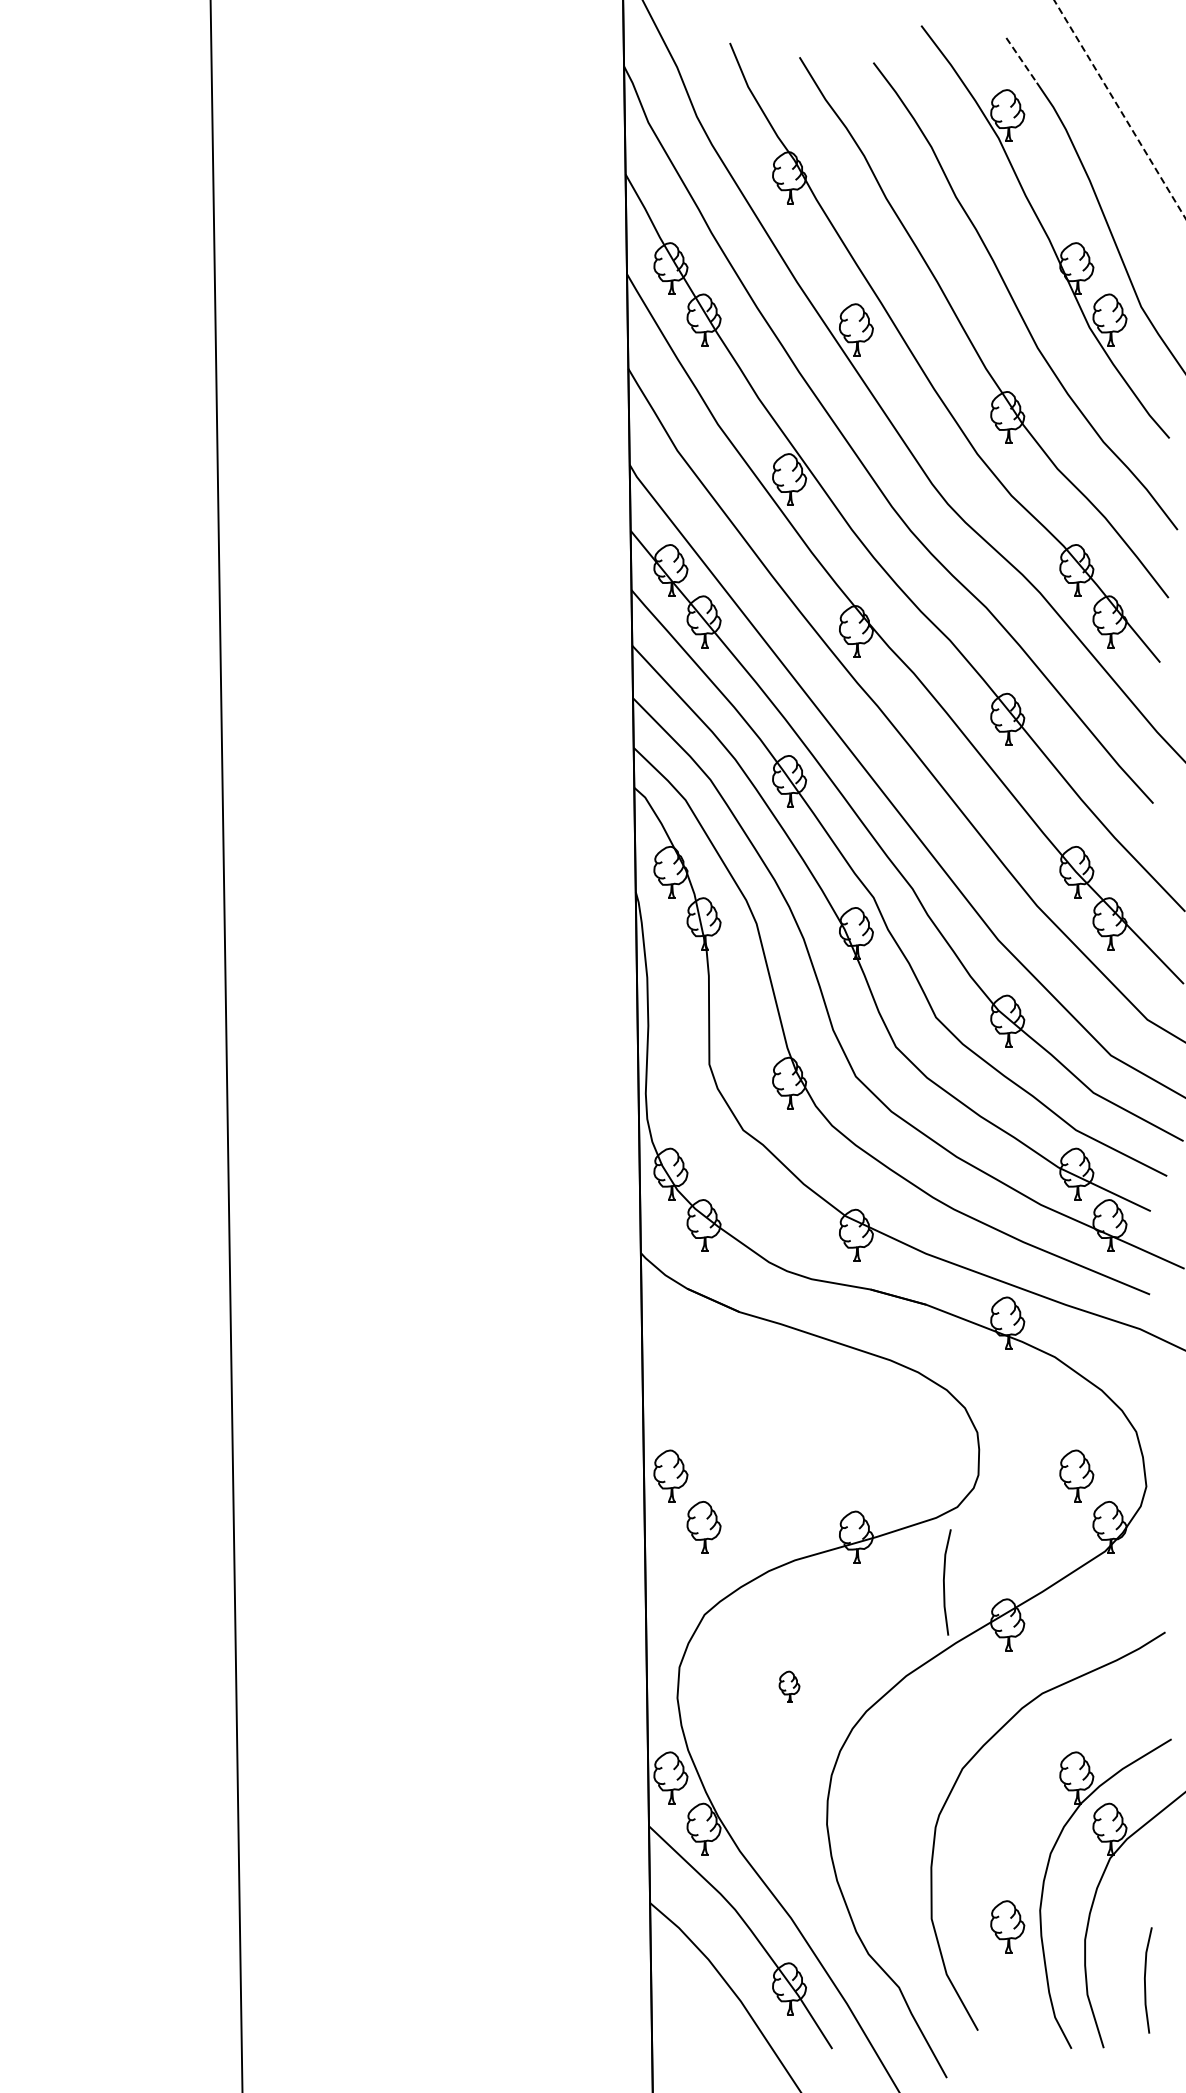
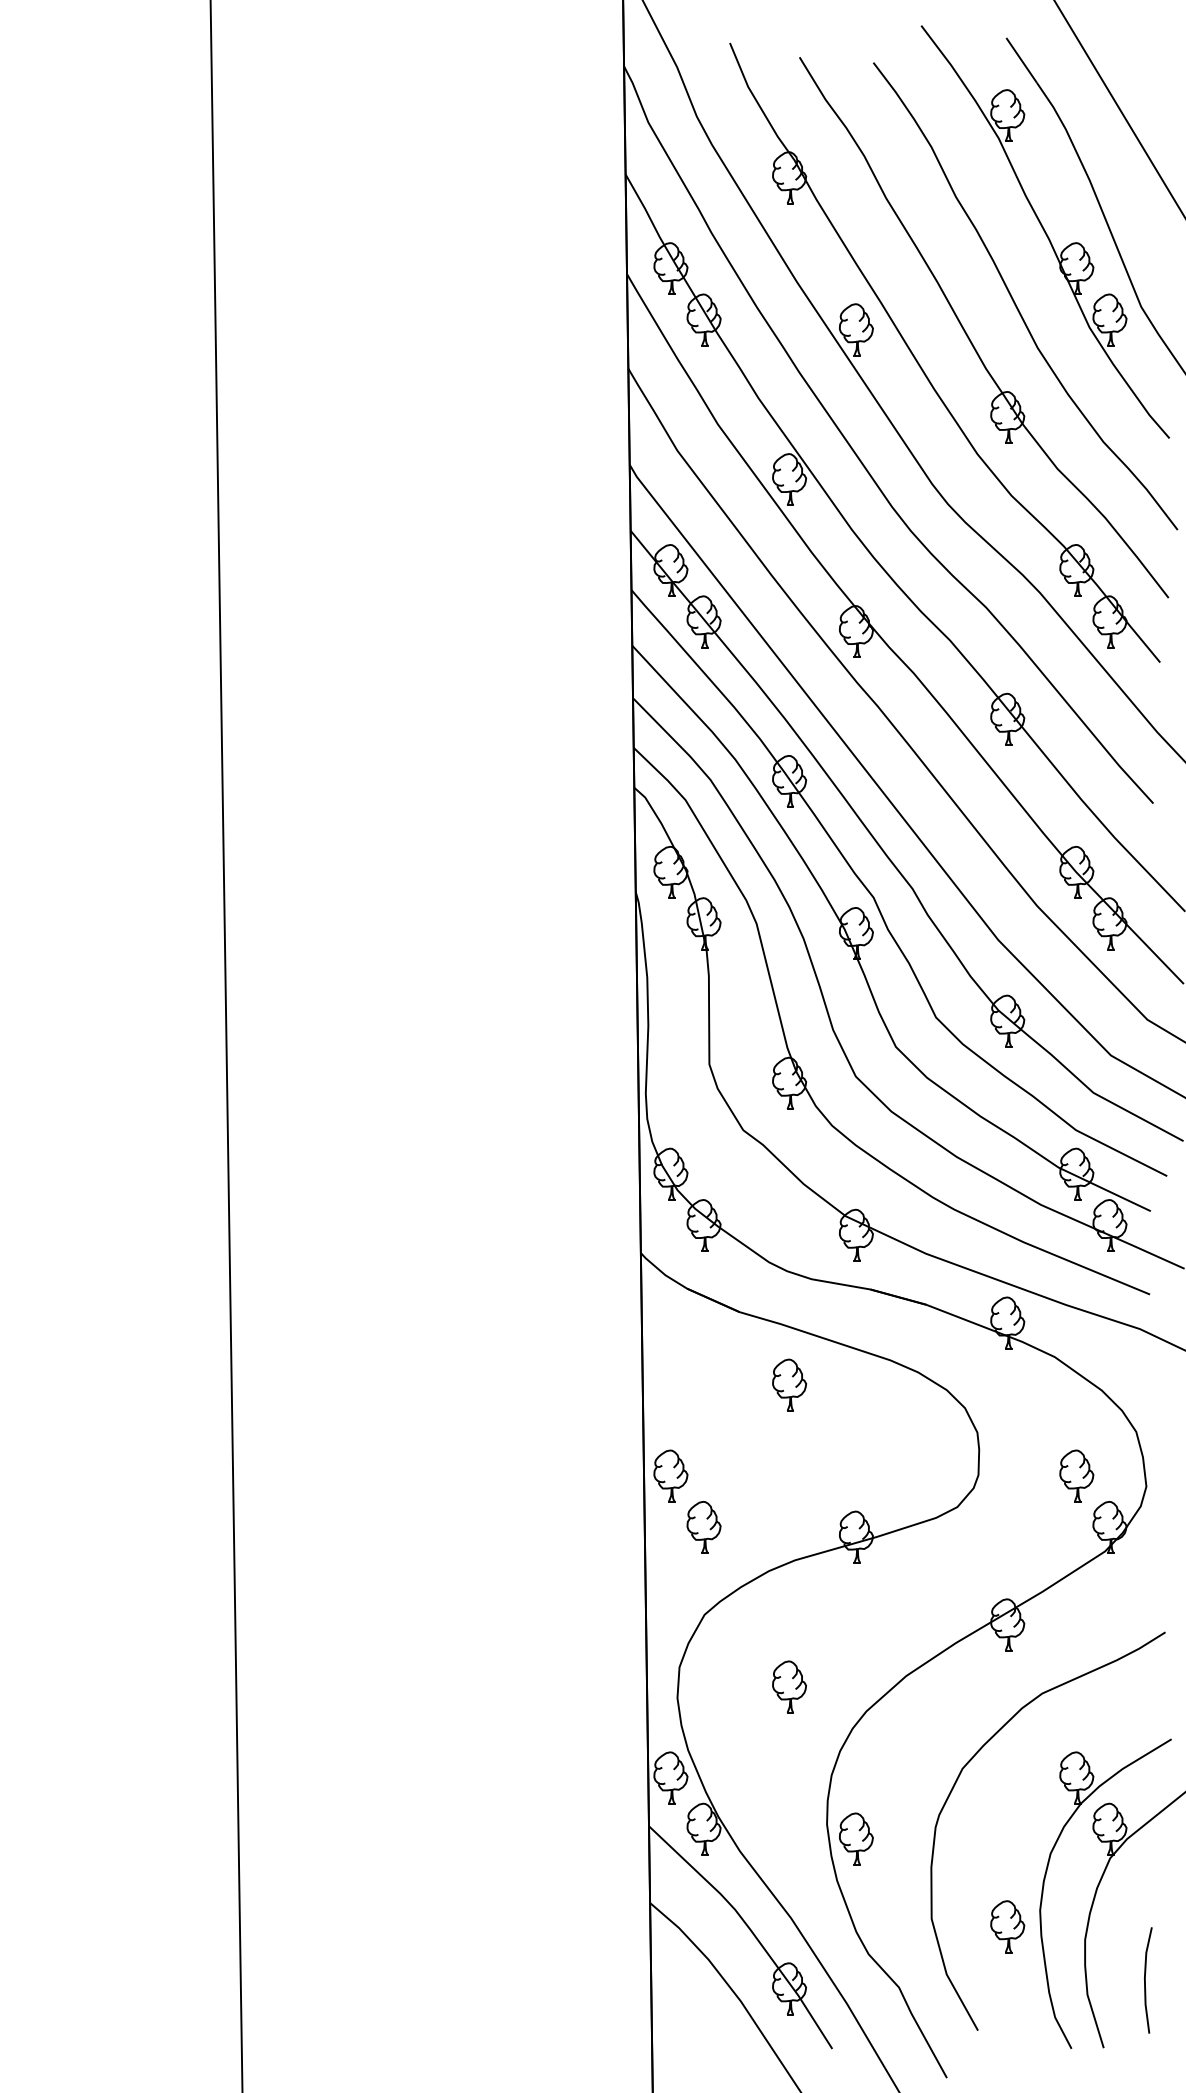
line: dashed -> solid (1021, 60)
line: dashed -> solid (1119, 109)
part: none -> present (789, 1384)
line: present -> none (944, 1582)
part size: 23x33 px -> 35x54 px (789, 1686)
part: none -> present (856, 1838)
